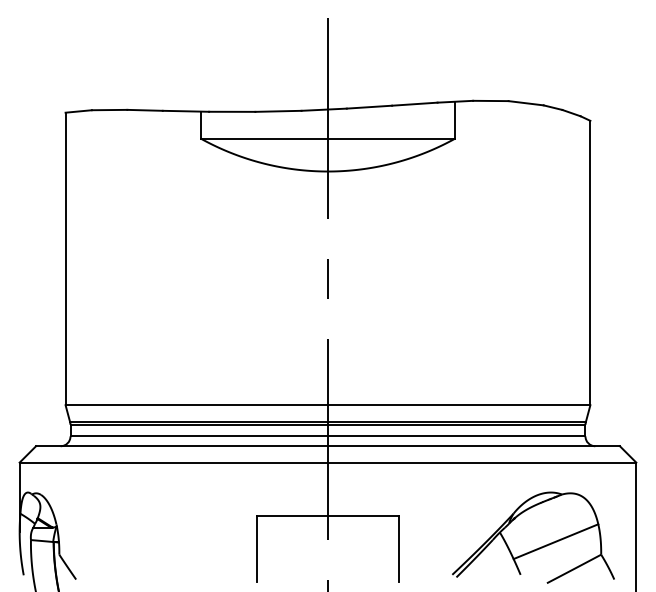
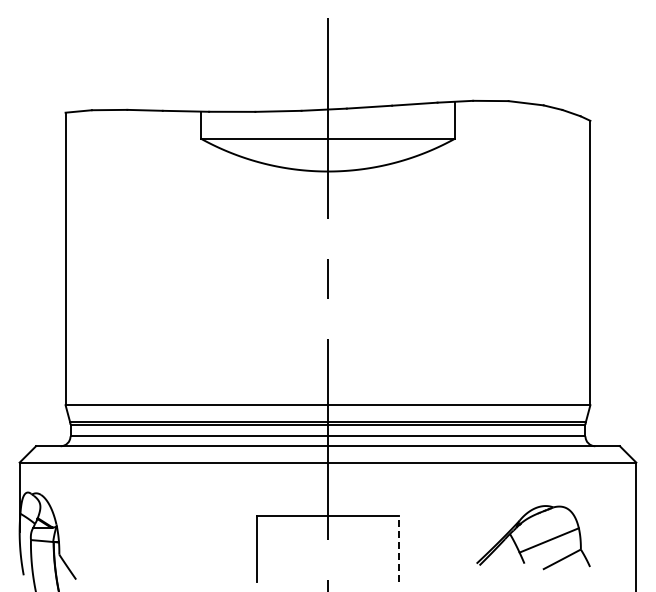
part size: 163x93 px -> 115x66 px (533, 537)
line: solid -> dashed (398, 548)
